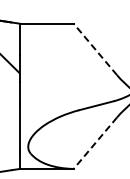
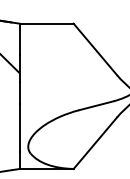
line: dashed -> solid (95, 49)
line: dashed -> solid (95, 143)
